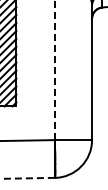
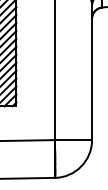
line: dashed -> solid (54, 70)
line: dashed -> solid (27, 178)
